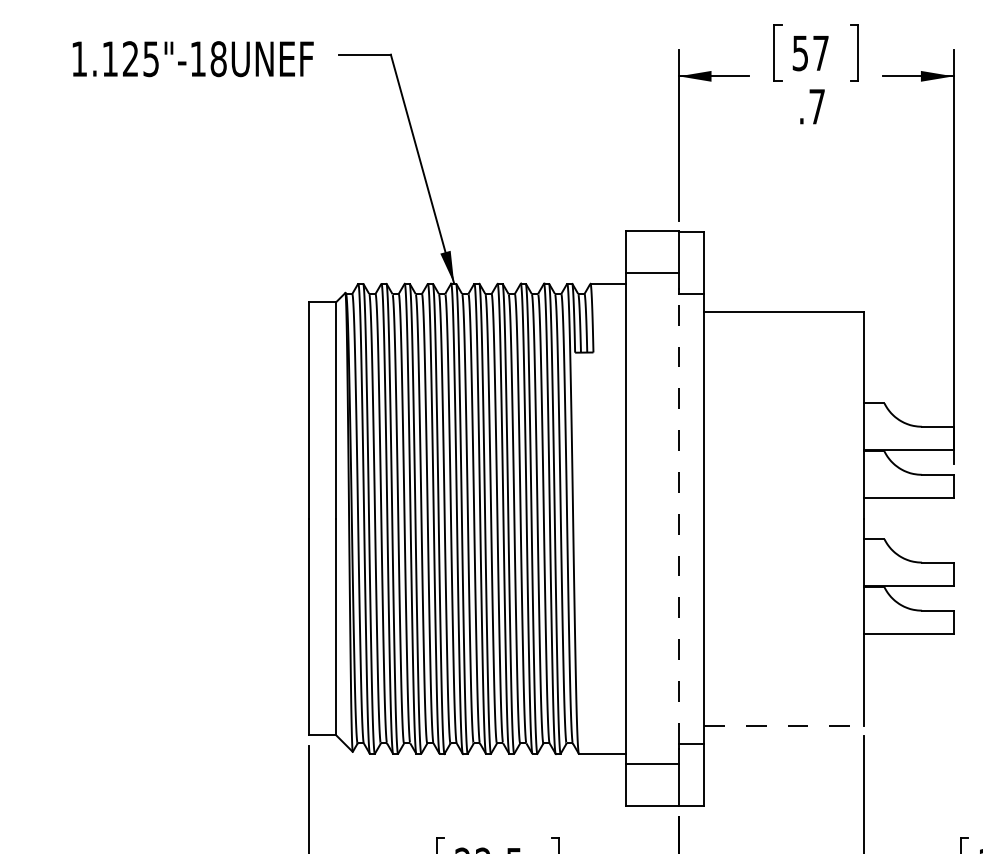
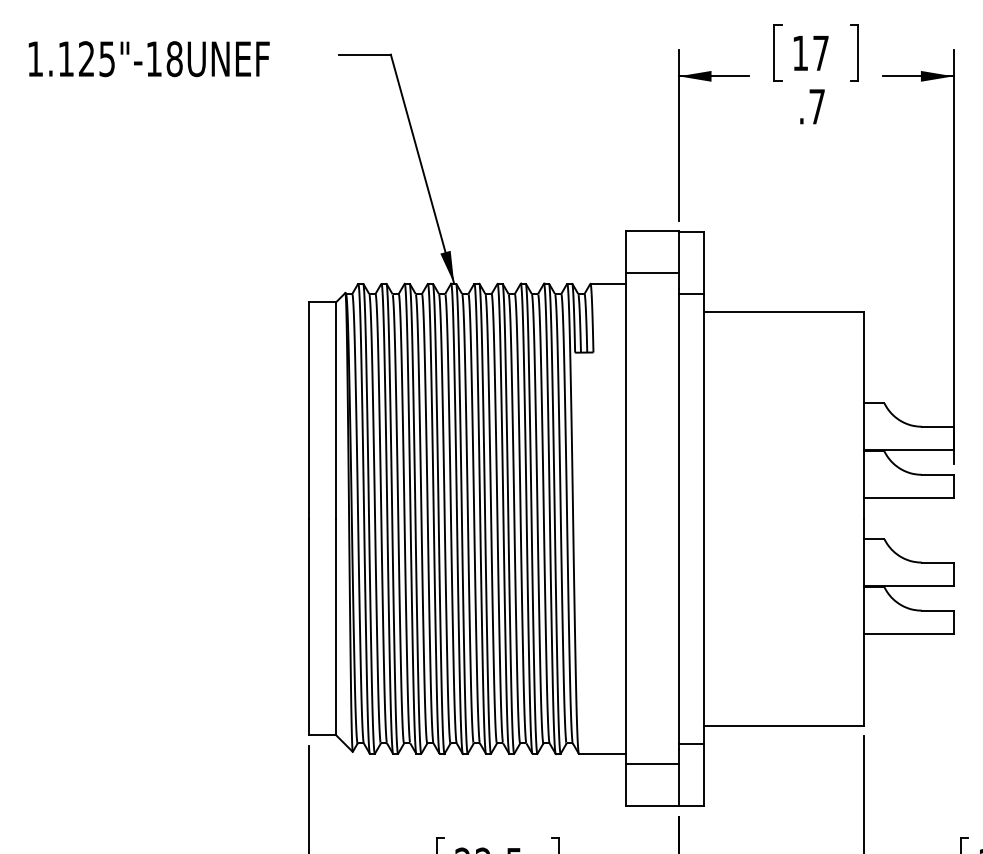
text: 57 -> 17 (799, 53)
text position: (192, 59) -> (148, 59) (148, 59)
line: dashed -> solid (678, 518)
line: dashed -> solid (784, 725)
